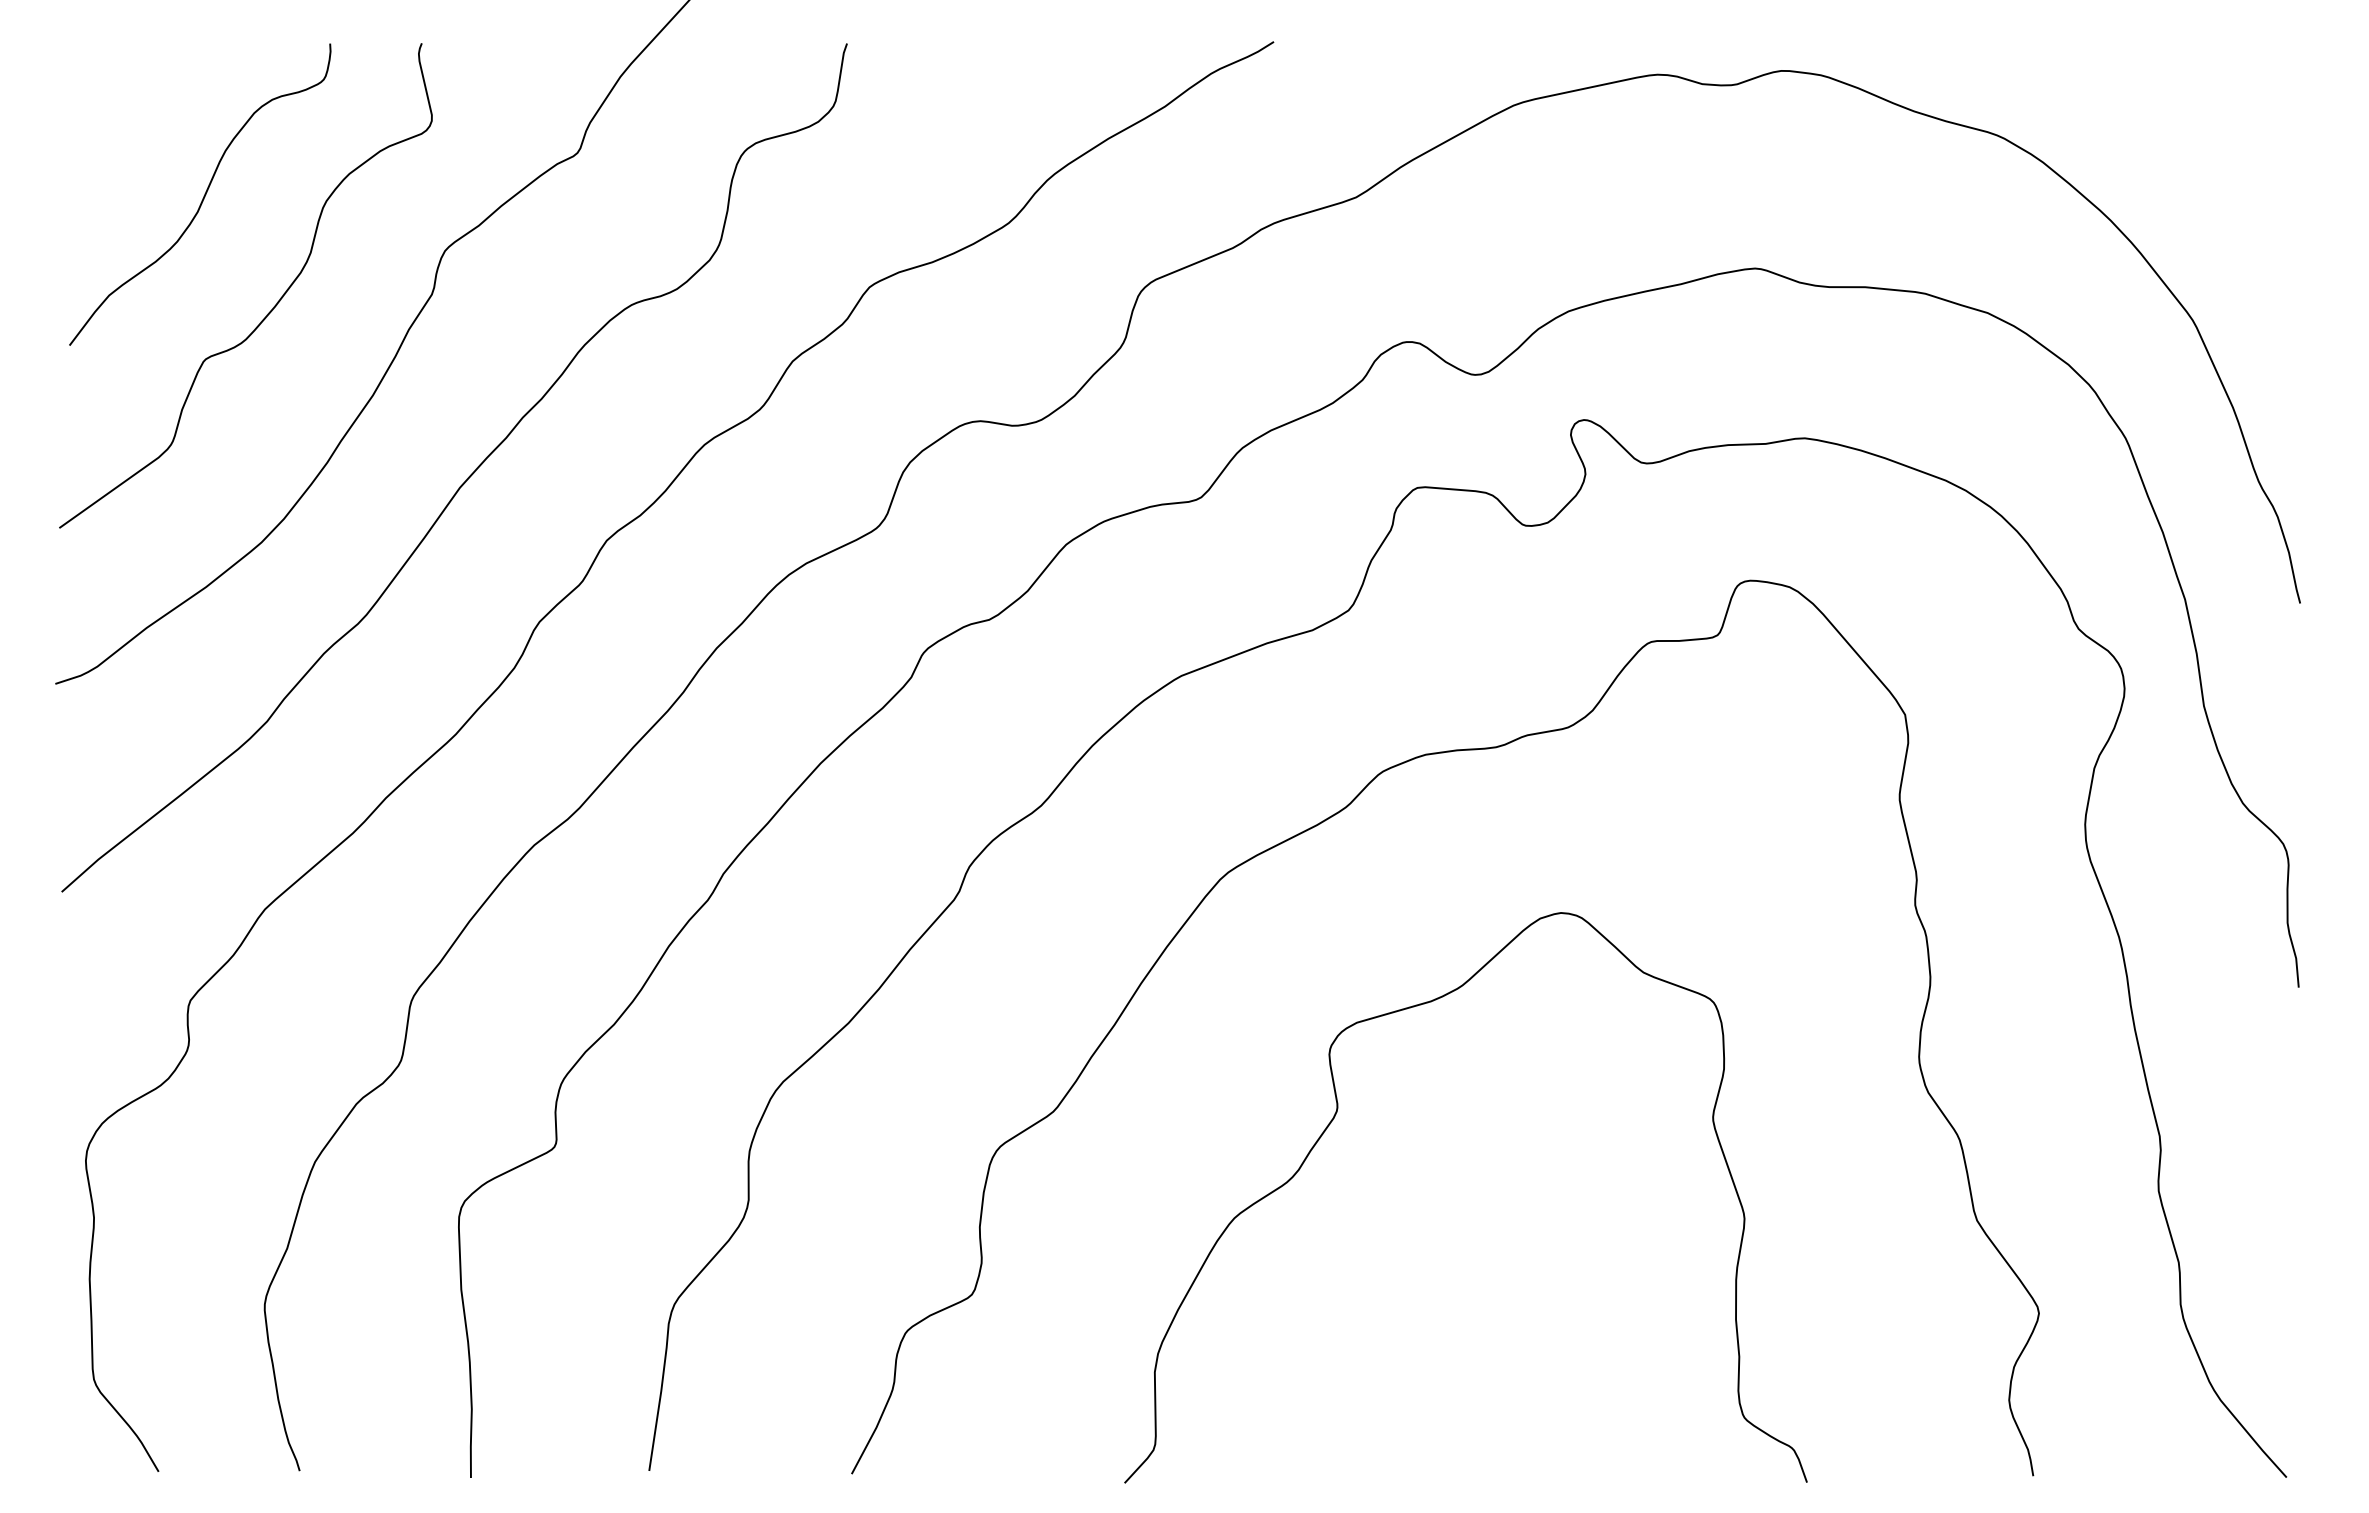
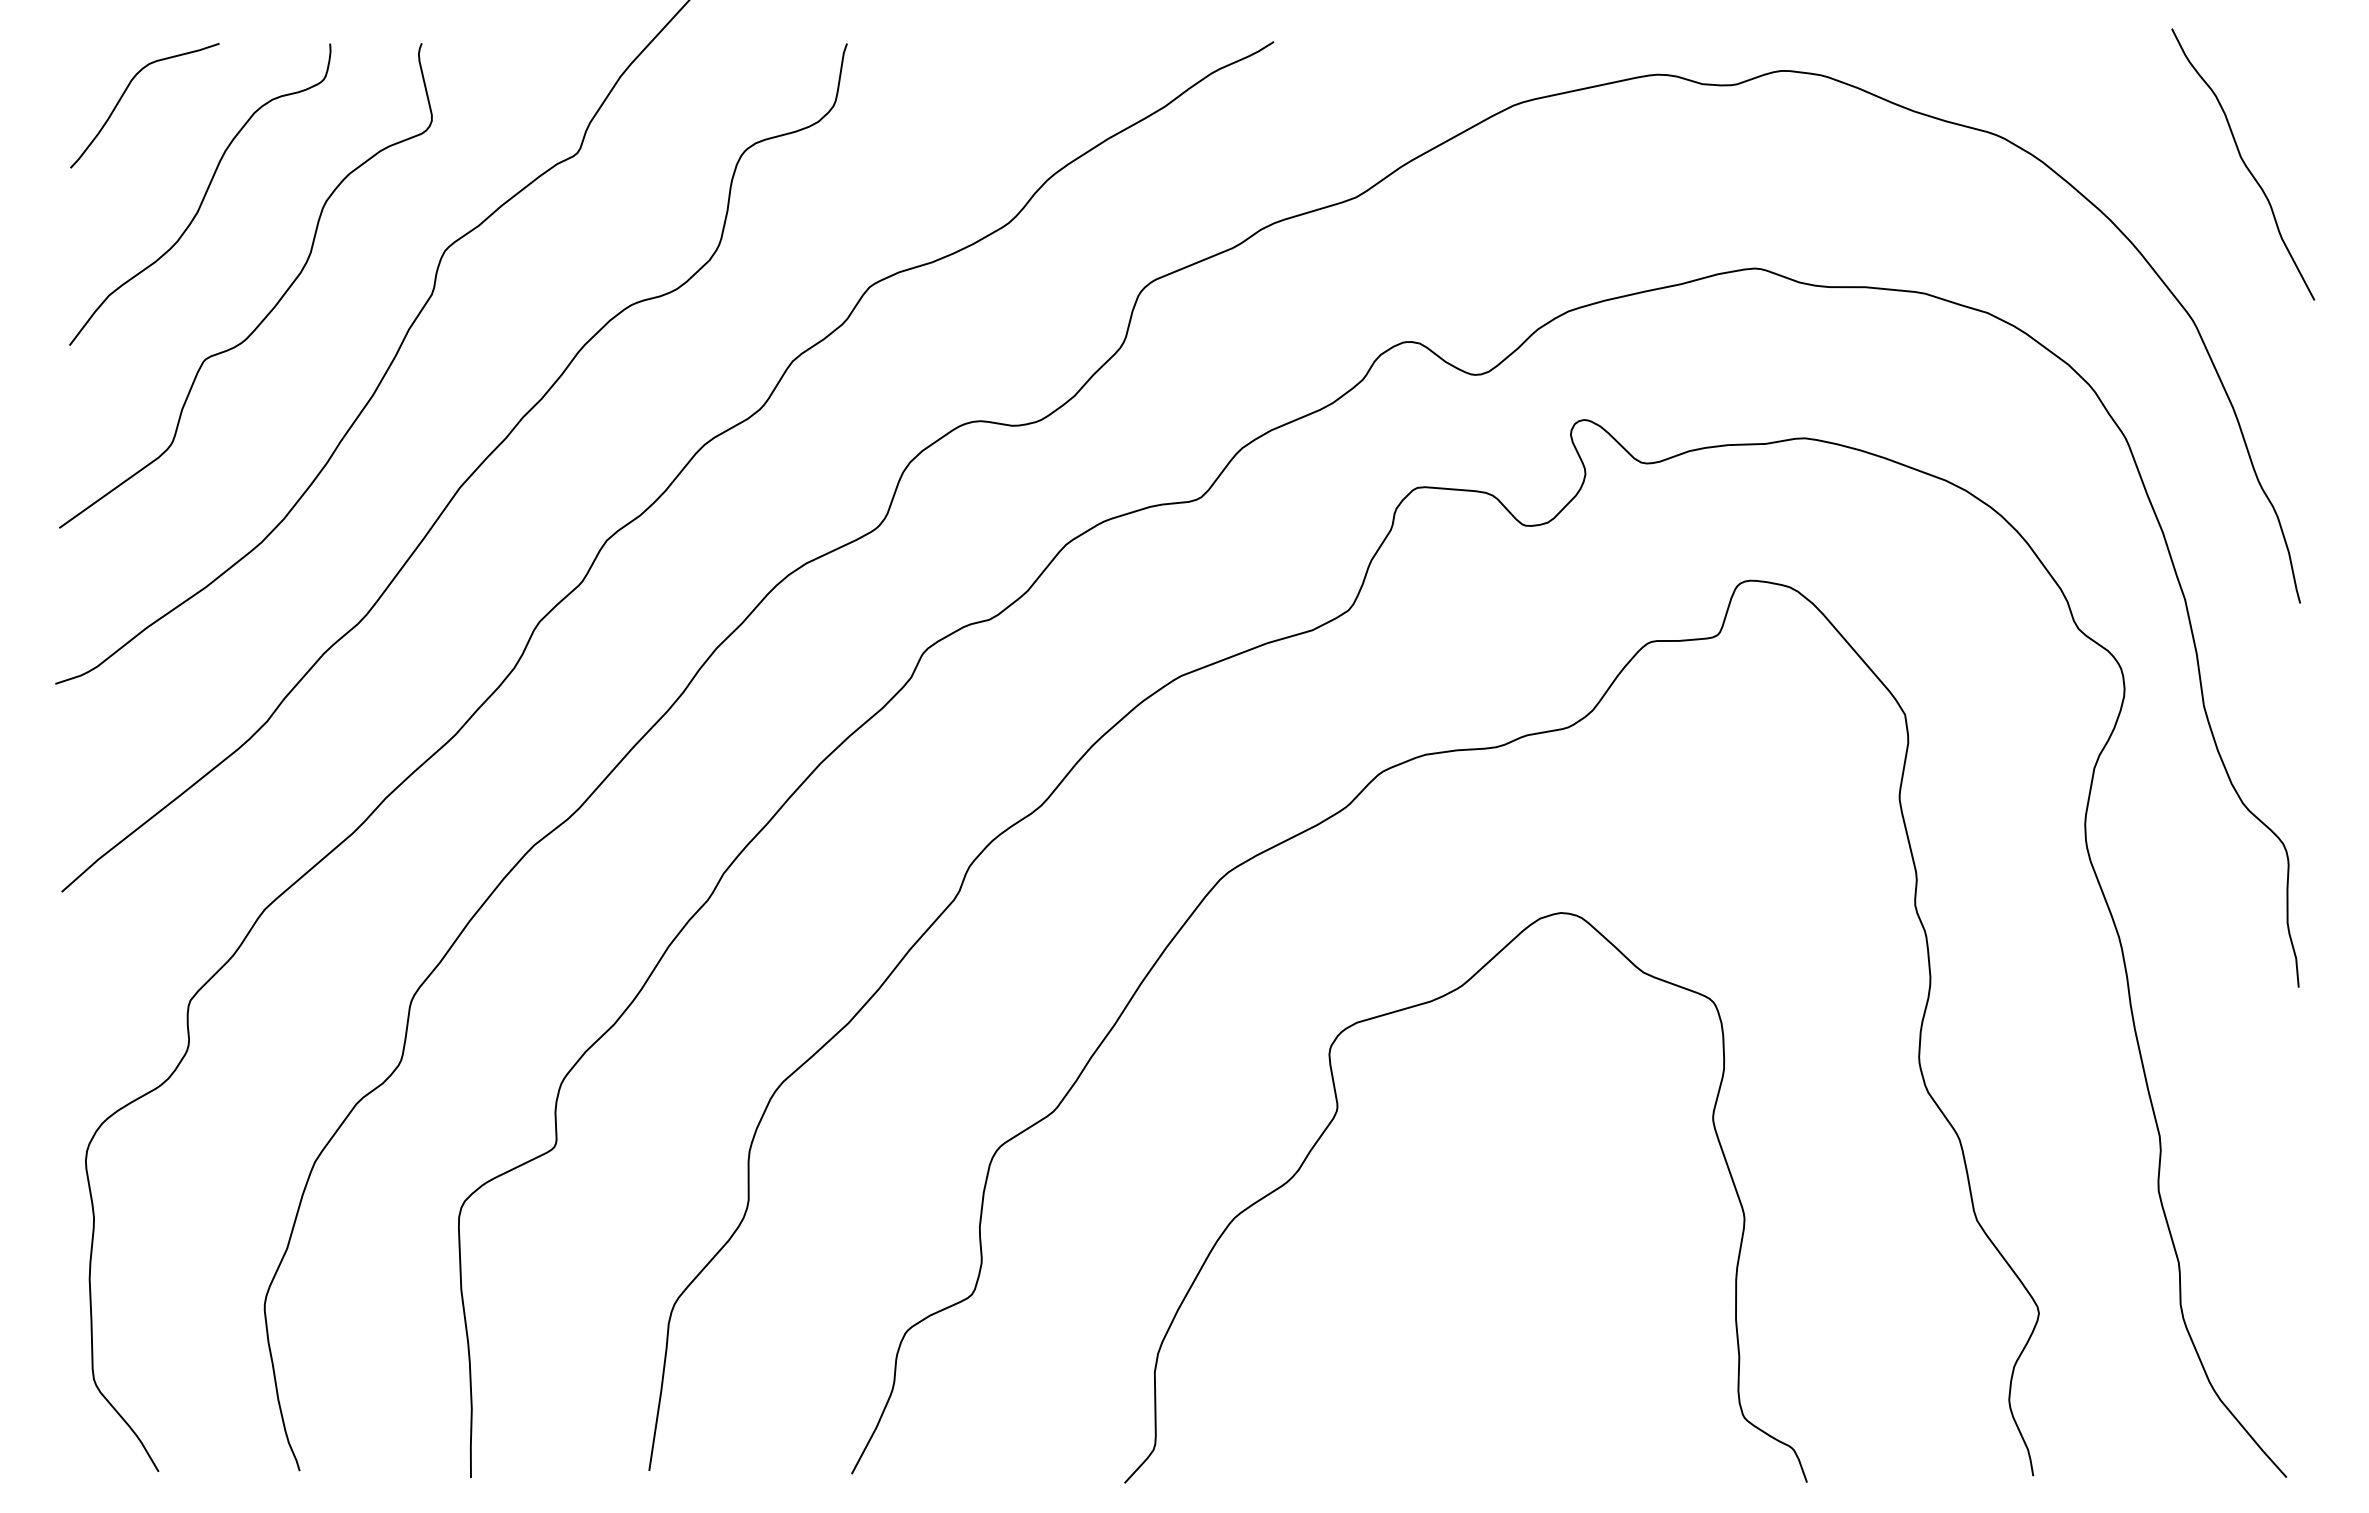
curve: none -> present (124, 94)
curve: none -> present (2243, 163)
